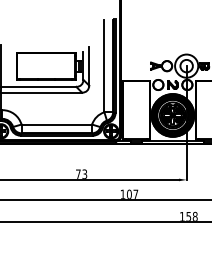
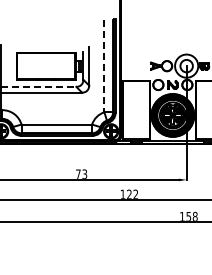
line: solid -> dashed (104, 66)
line: solid -> dashed (38, 86)
text: 107 -> 122 (132, 193)
